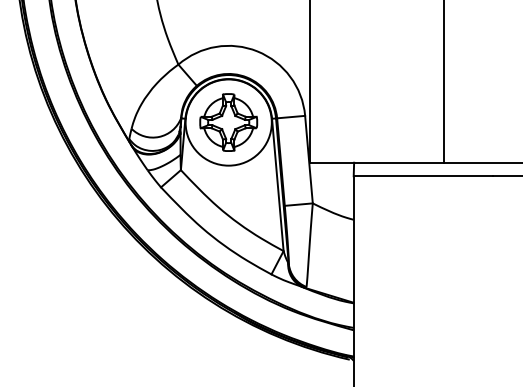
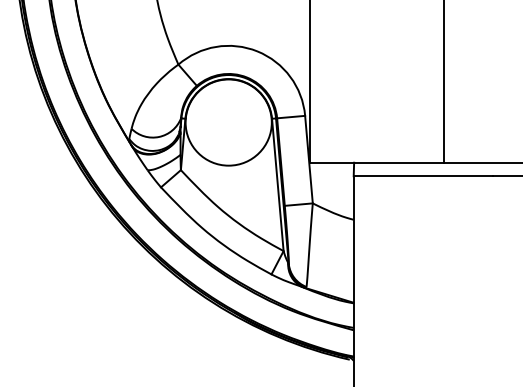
part: present -> none (228, 122)
